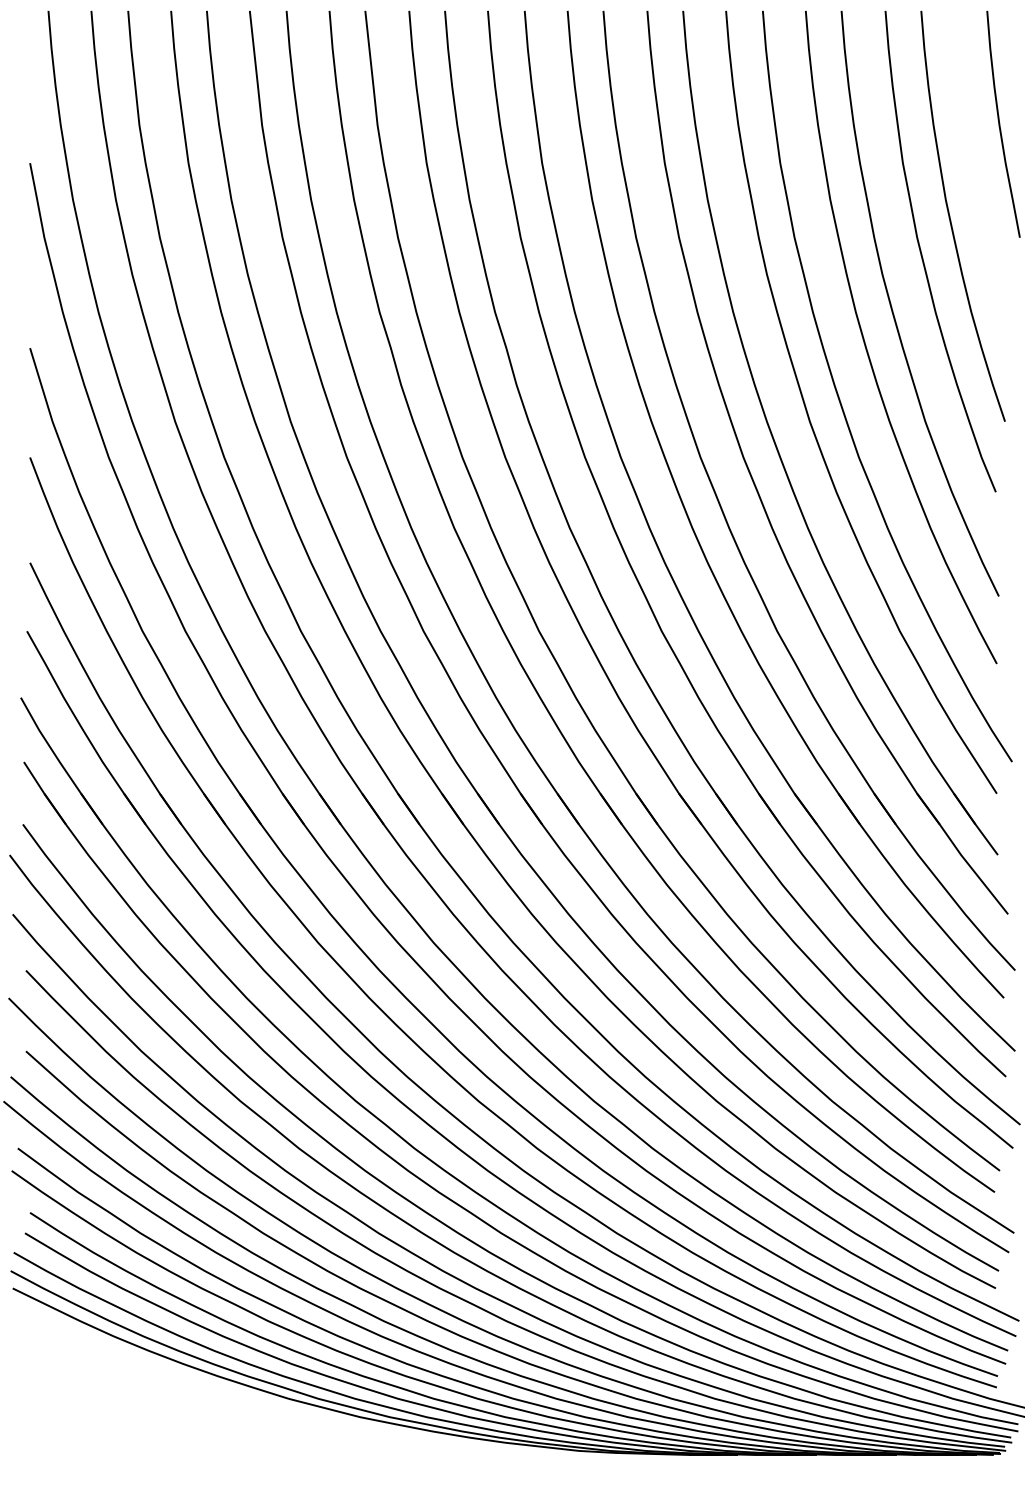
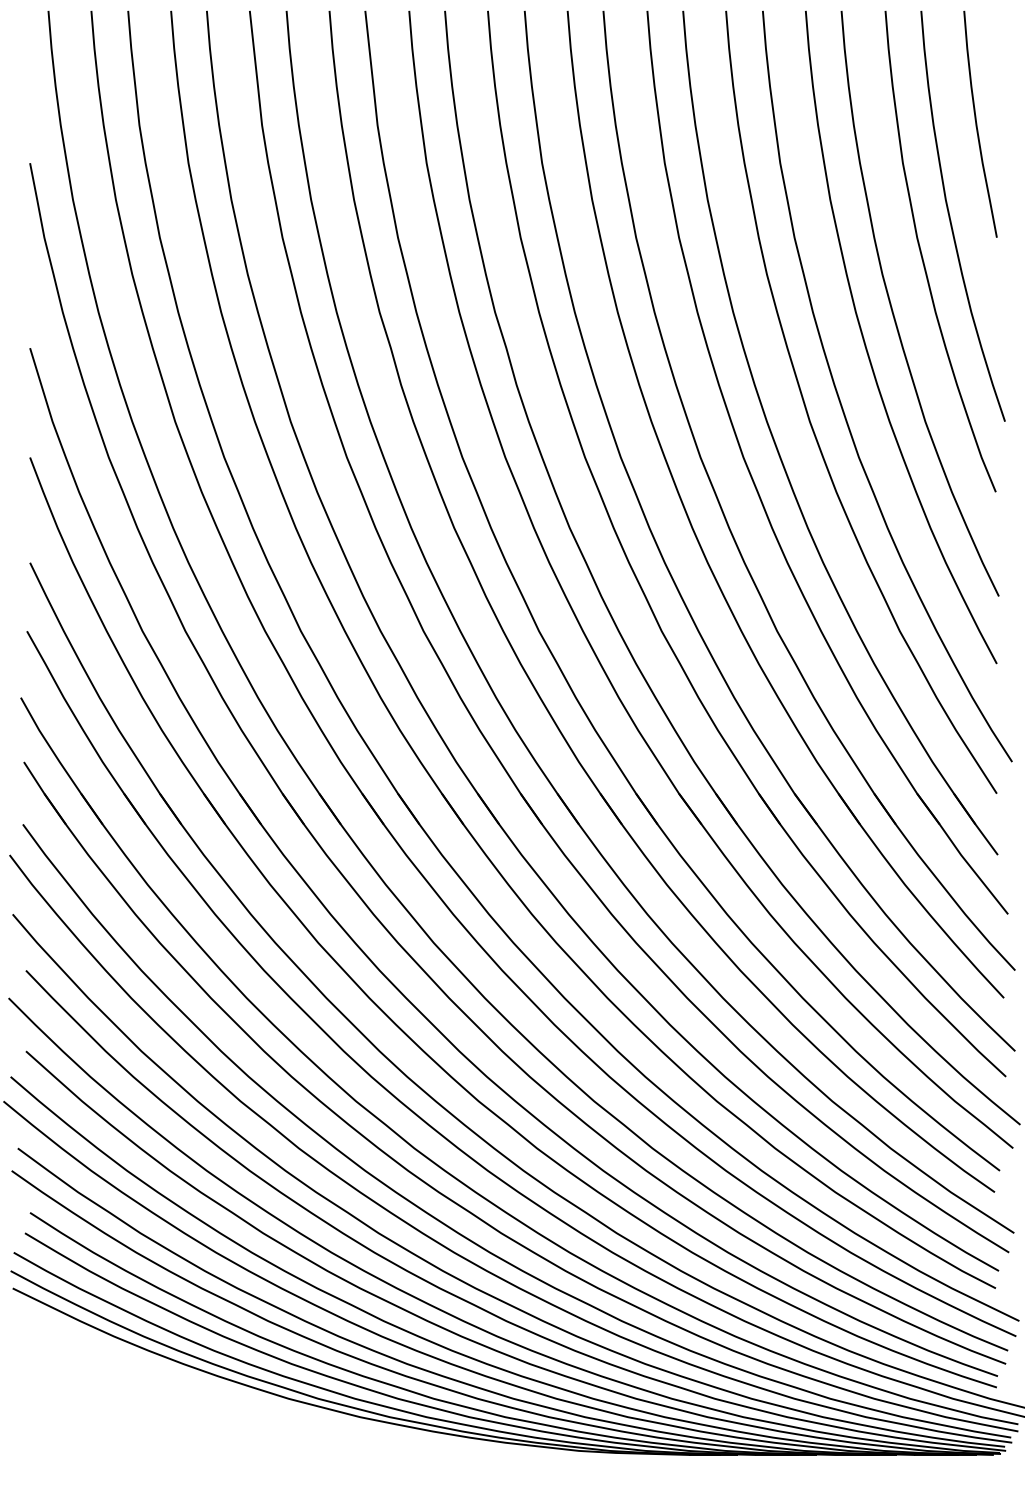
curve position: (1000, 123) -> (977, 123) (977, 123)
